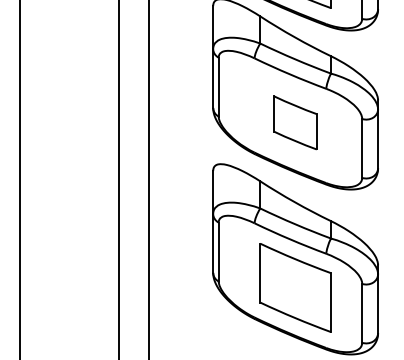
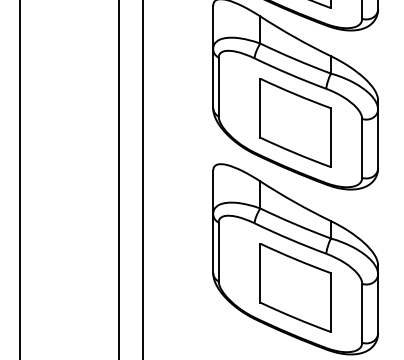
part size: 45x56 px -> 73x90 px (295, 122)
line position: (148, 179) -> (142, 179) (142, 179)
